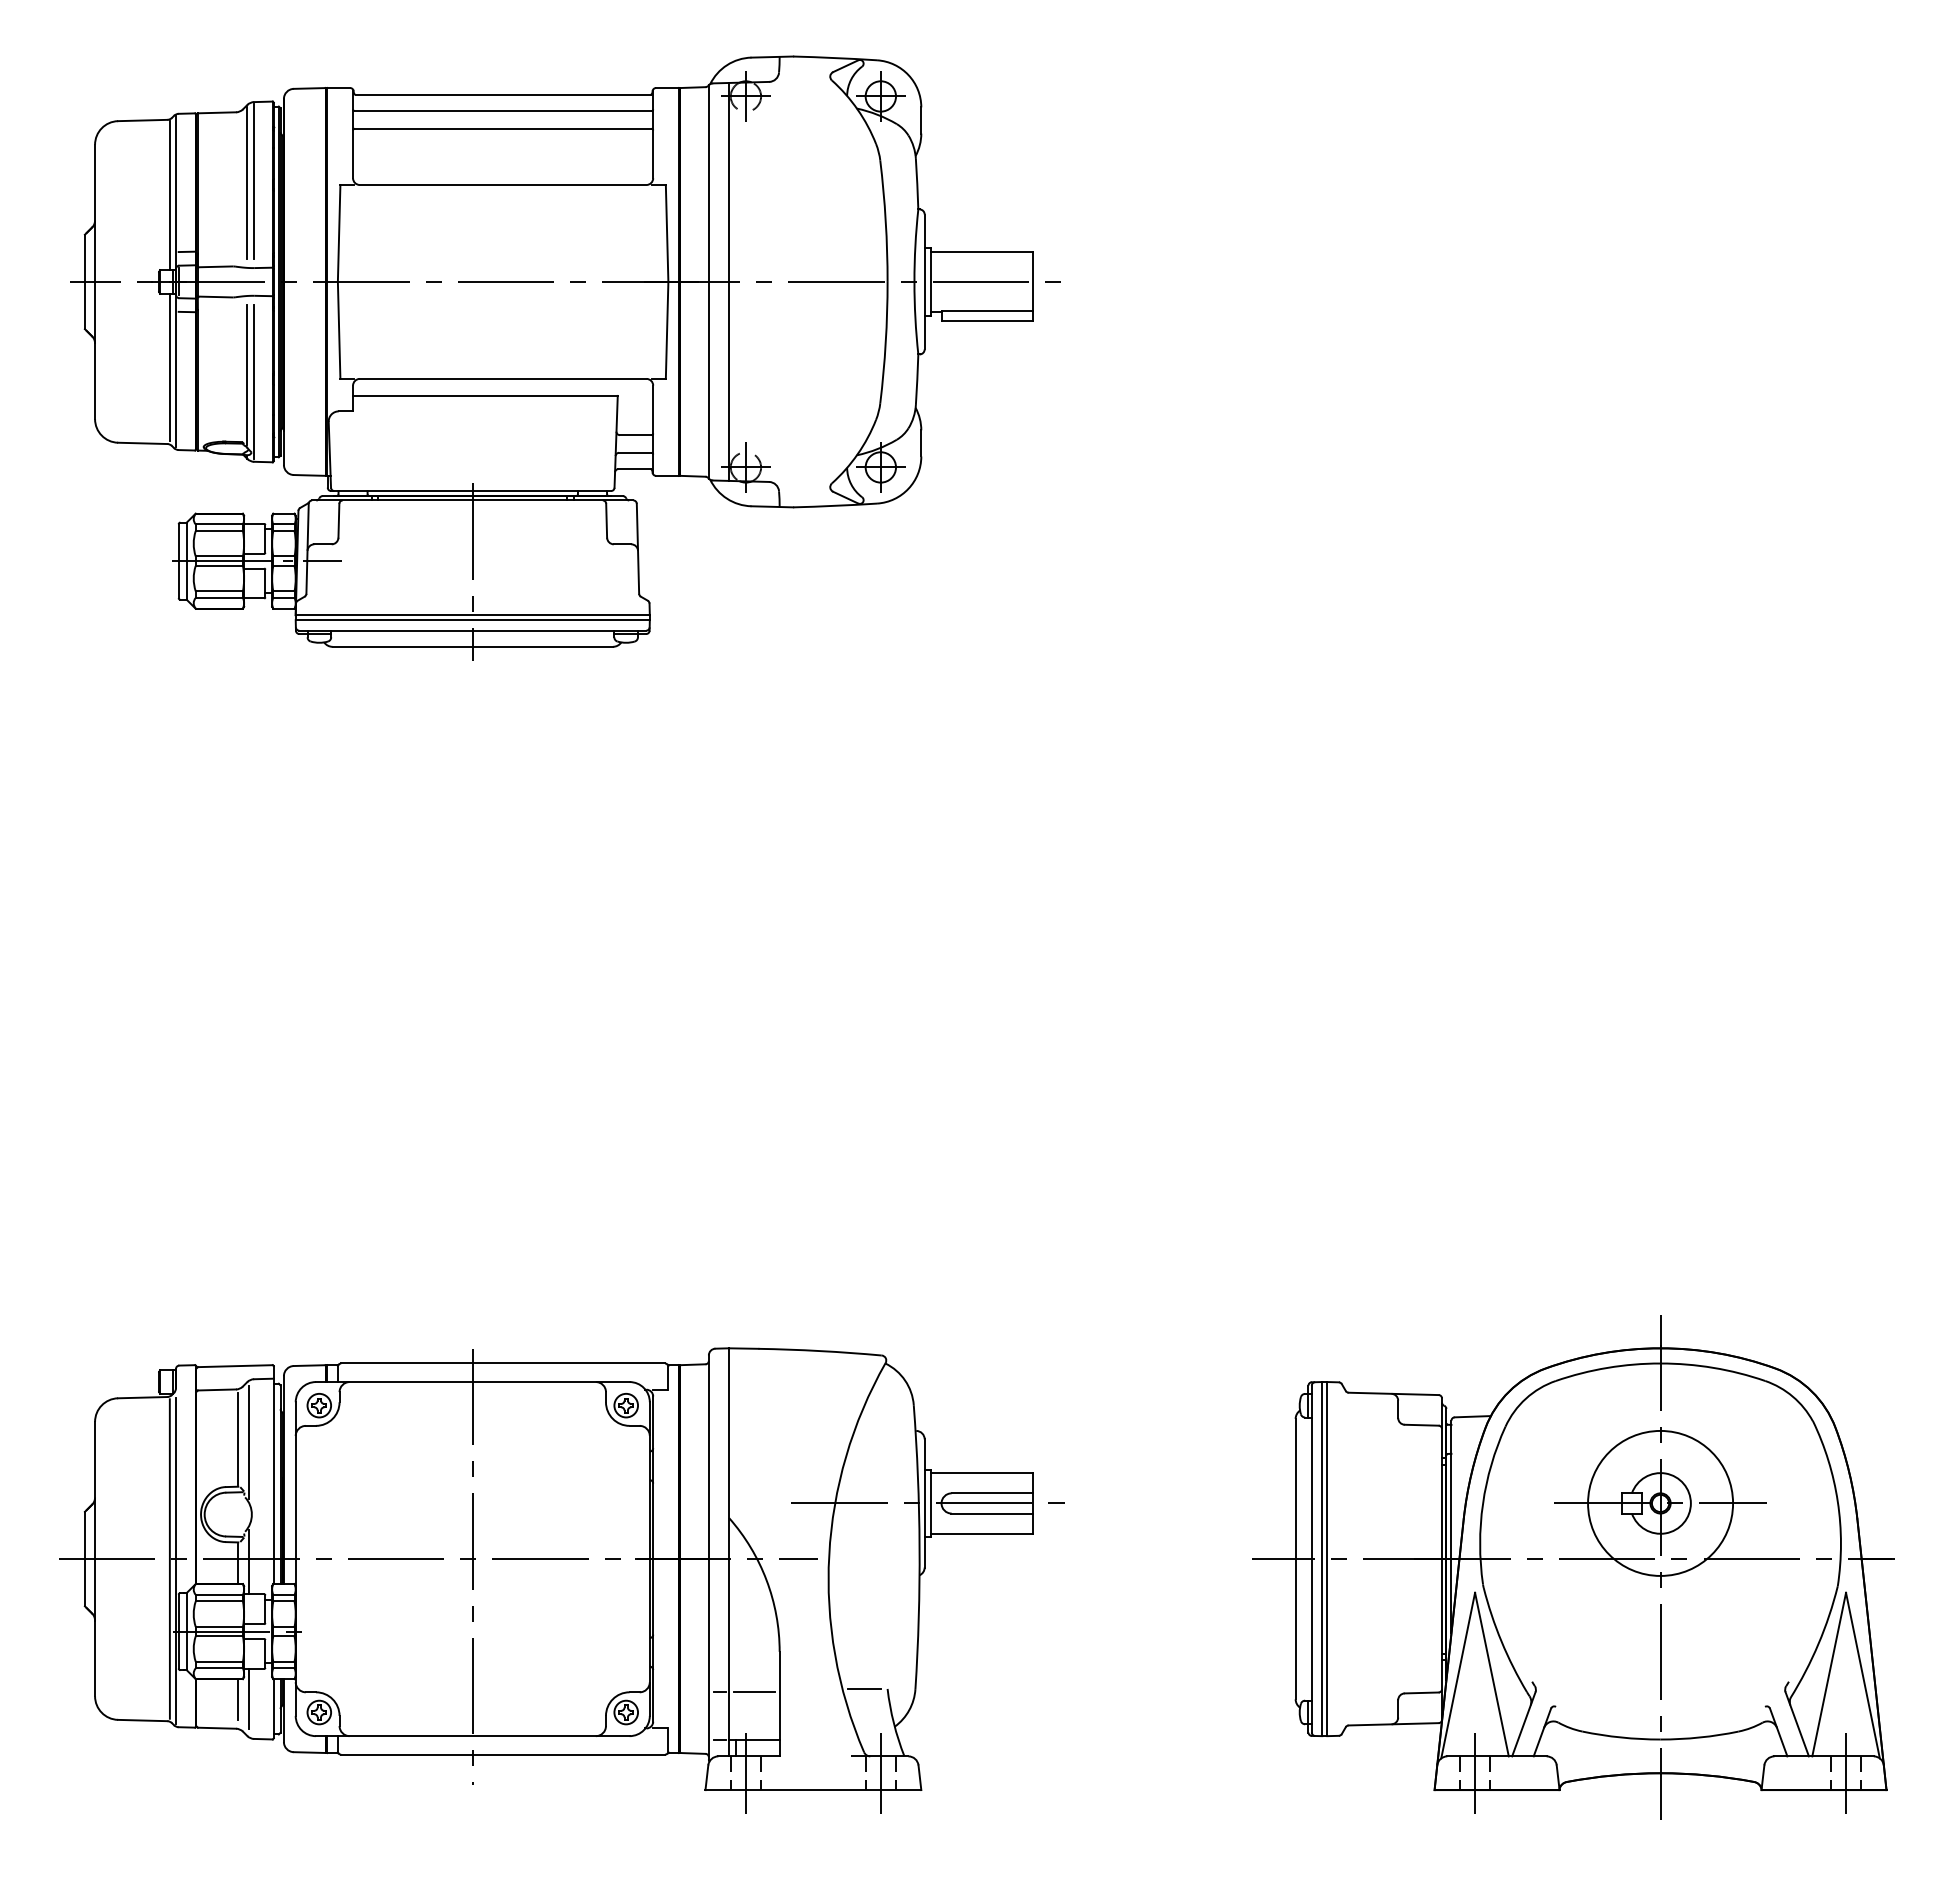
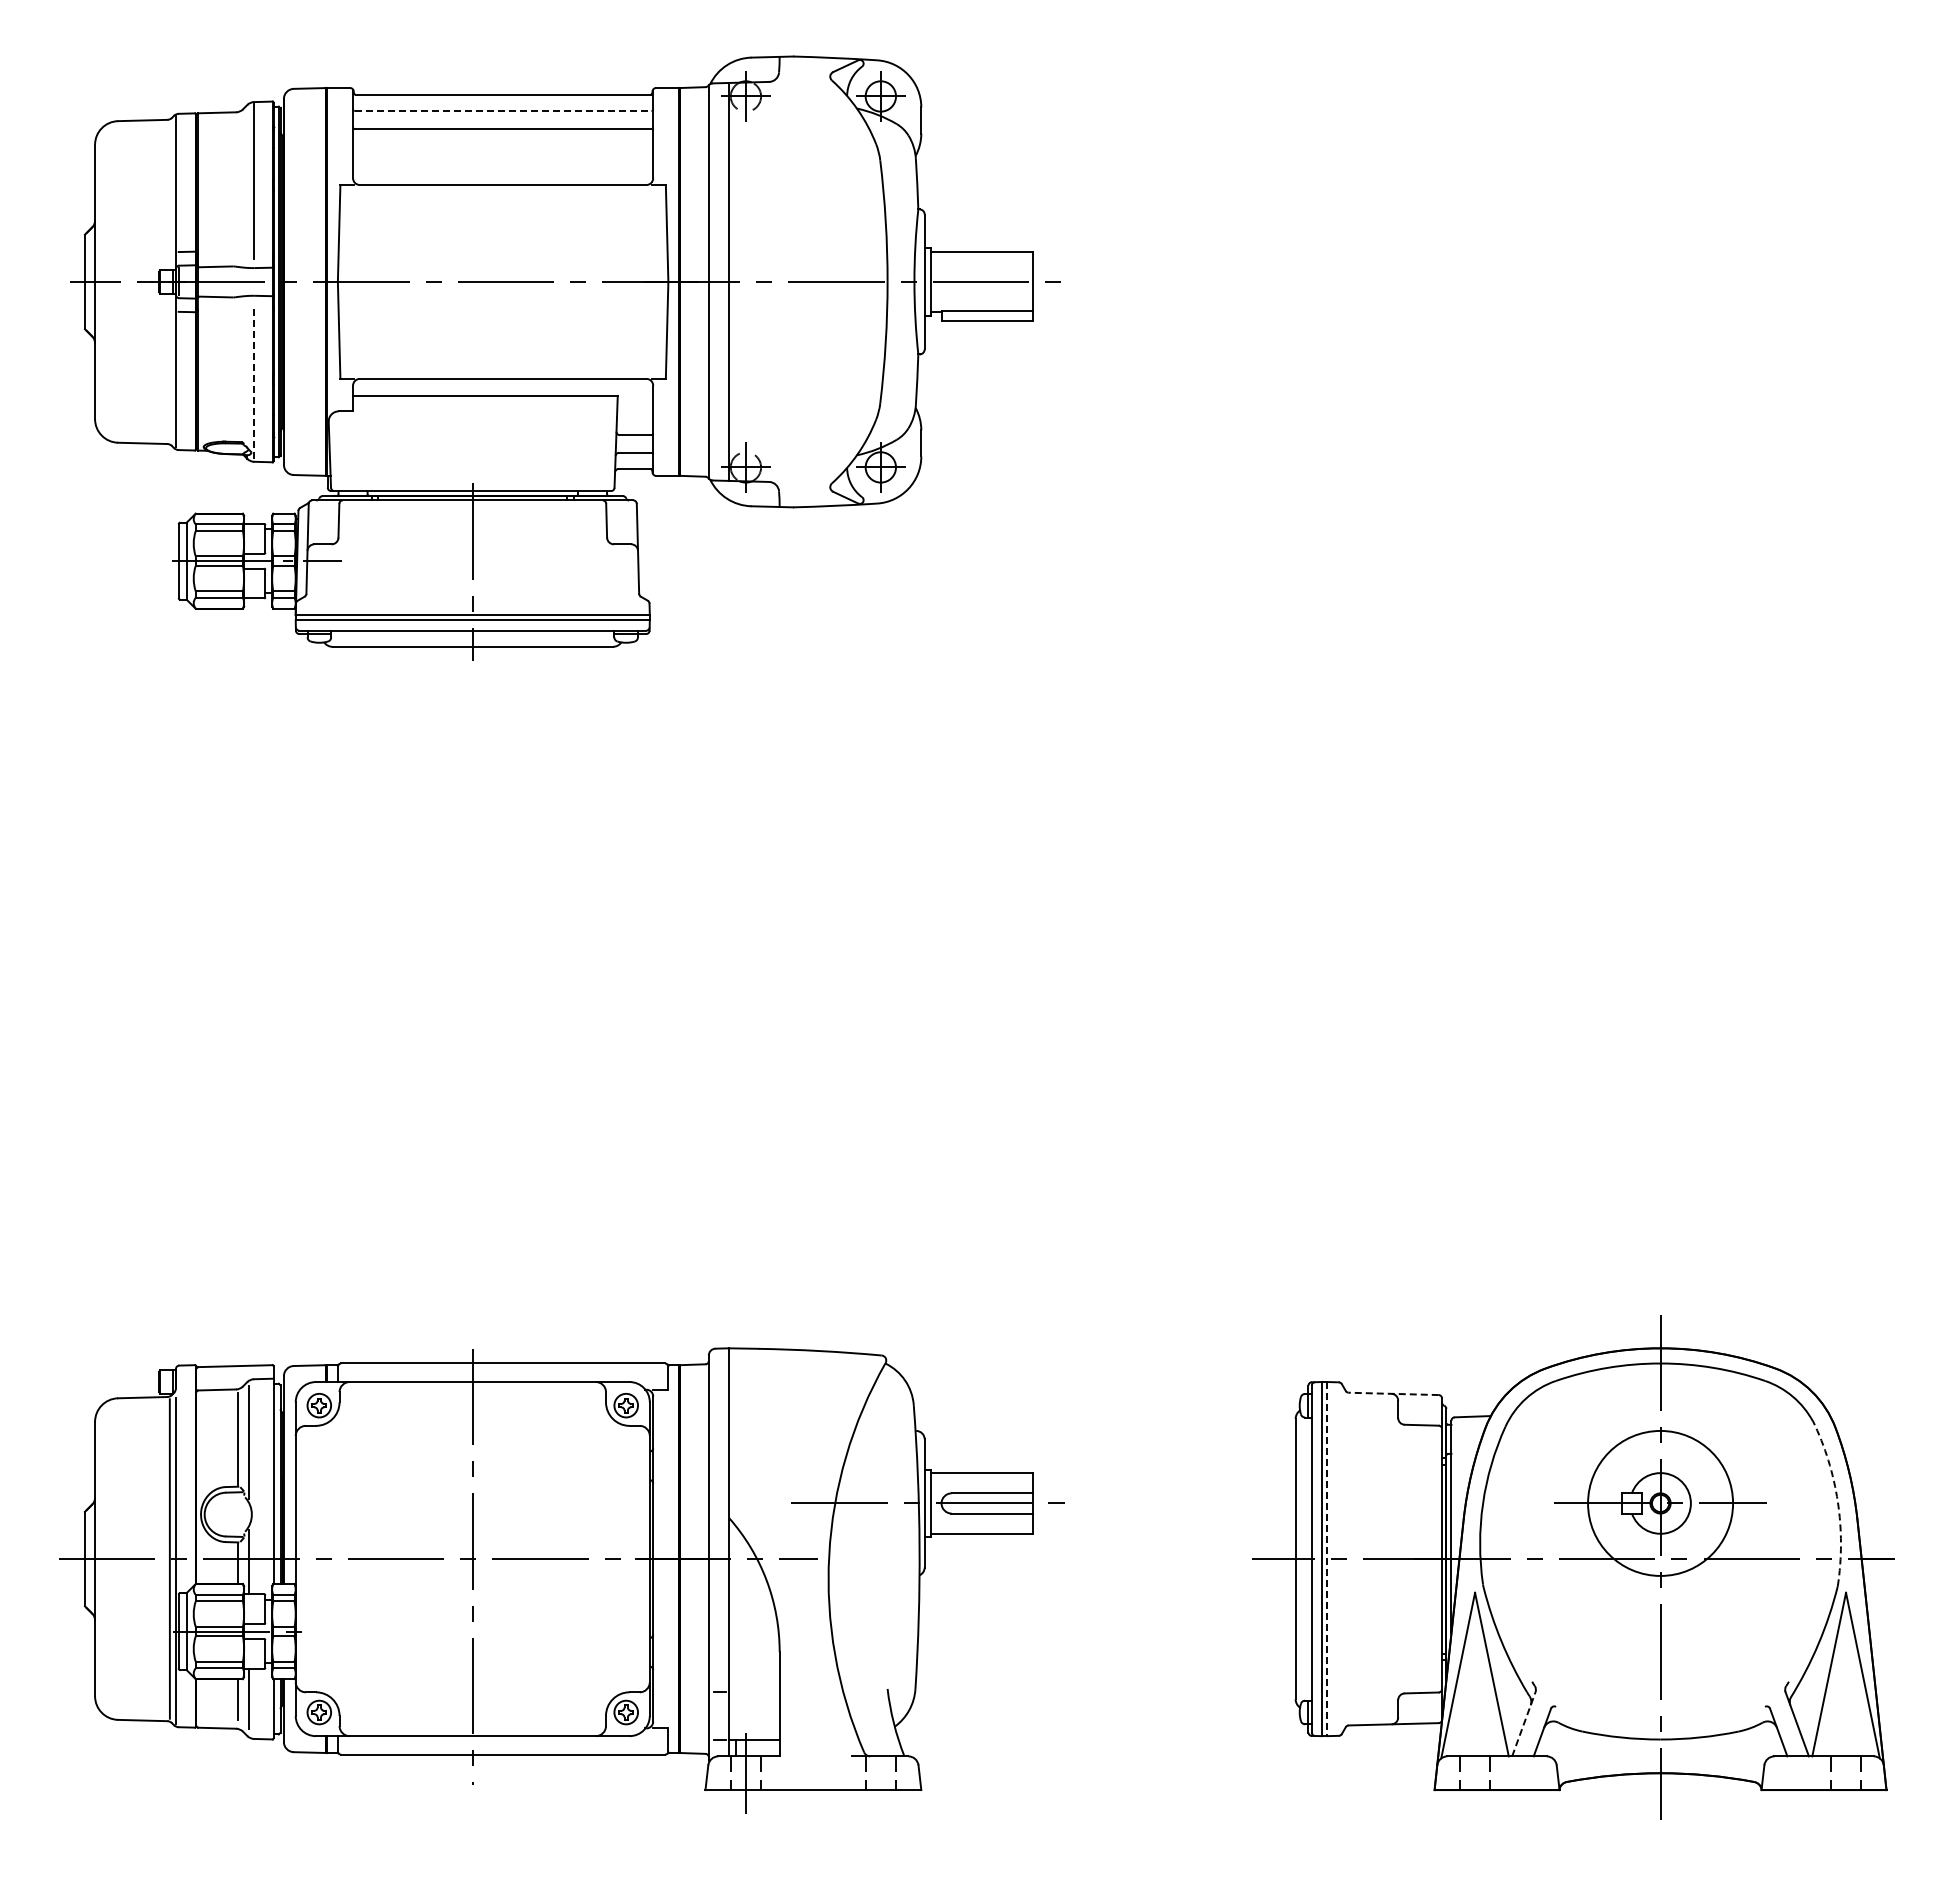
line: solid -> dashed (503, 111)
line: present -> none (247, 182)
line: present -> none (170, 195)
line: present -> none (170, 367)
line: present -> none (247, 375)
line: solid -> dashed (254, 381)
line: solid -> dashed (1393, 1393)
arc: solid -> dashed (1837, 1501)
line: solid -> dashed (1327, 1559)
line: present -> none (863, 1688)
line: present -> none (753, 1692)
line: solid -> dashed (1524, 1723)
line: present -> none (880, 1772)
line: present -> none (1475, 1772)
line: present -> none (1846, 1772)
